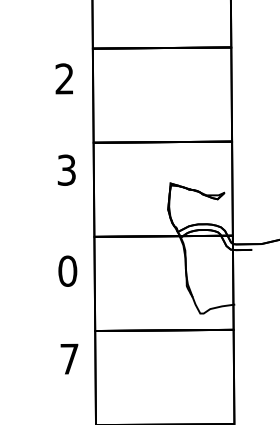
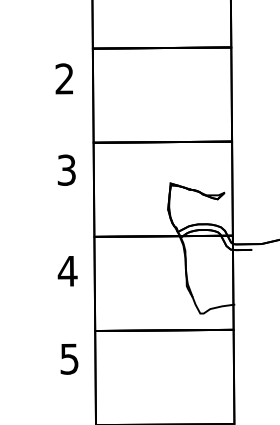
text: 0 -> 4 (67, 270)
text: 7 -> 5 (69, 358)
